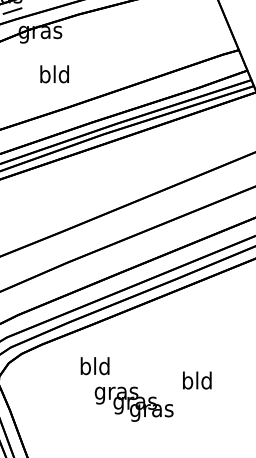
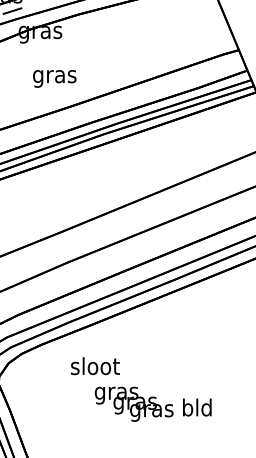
text: bld -> gras (54, 76)
text: bld -> sloot (95, 366)
text position: (197, 380) -> (197, 407) (197, 407)
